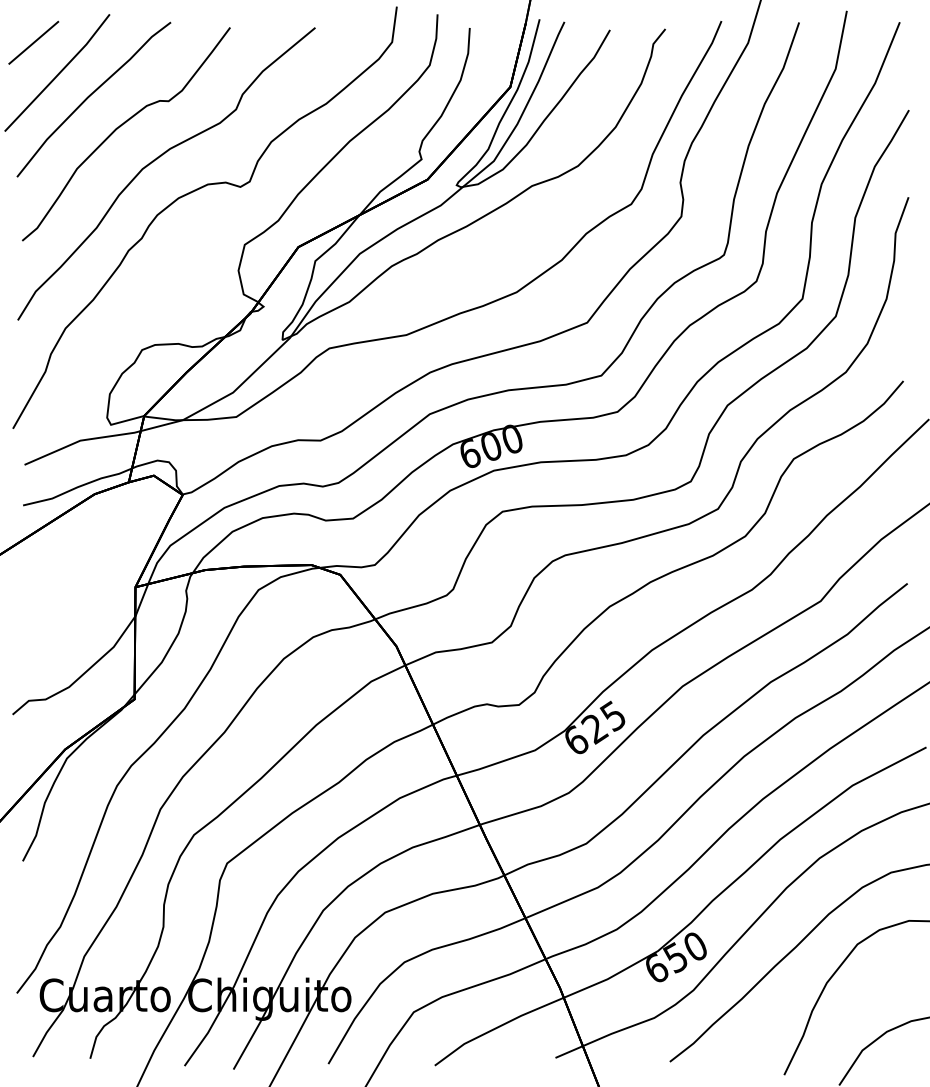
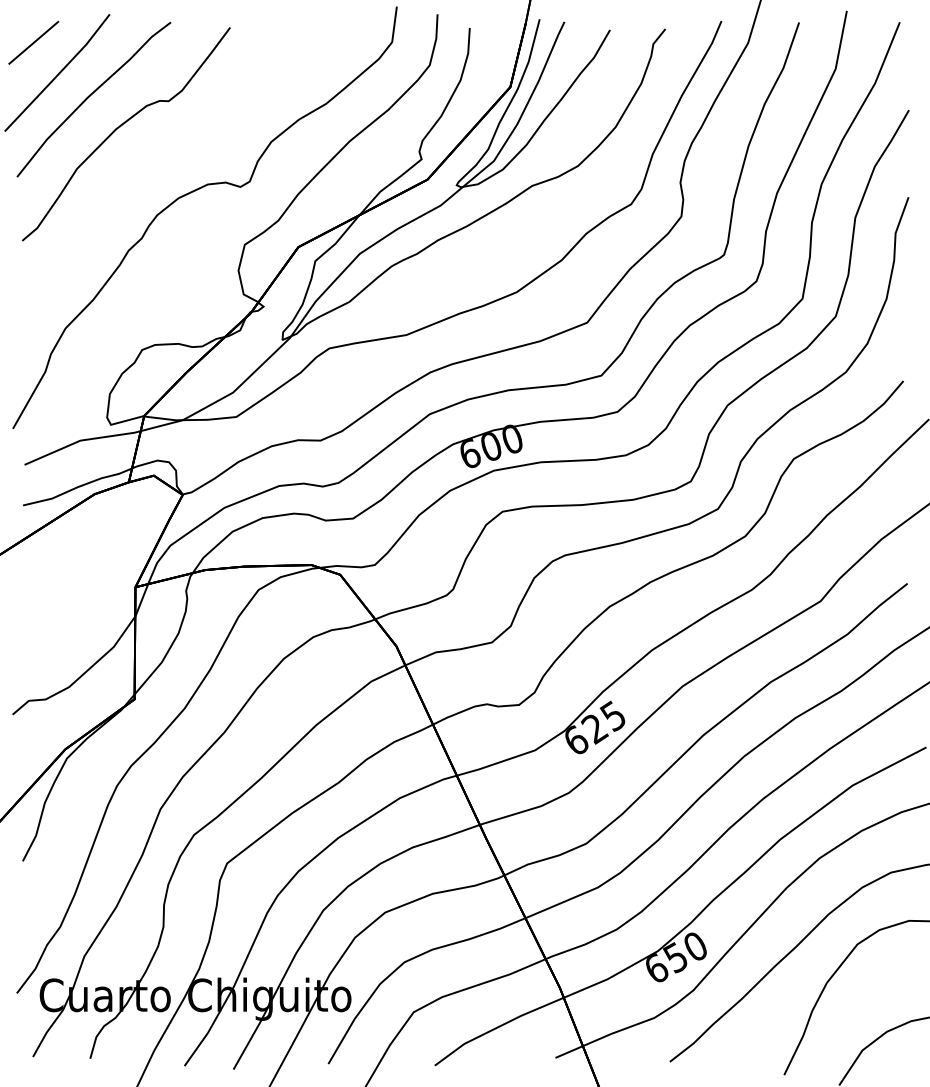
curve: present -> none (156, 160)
